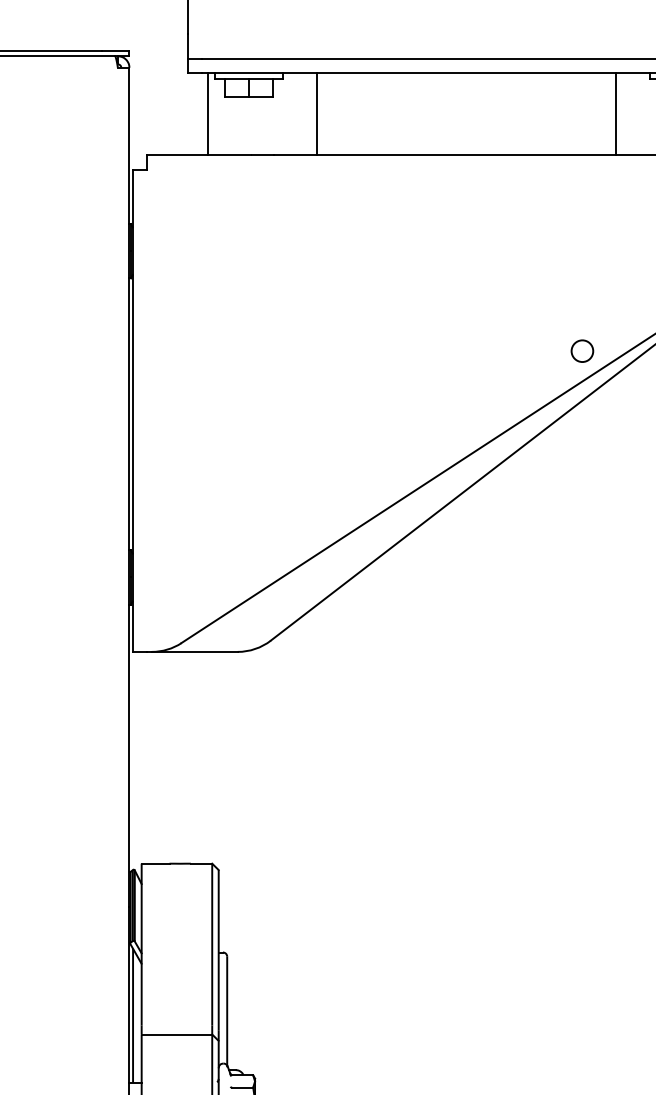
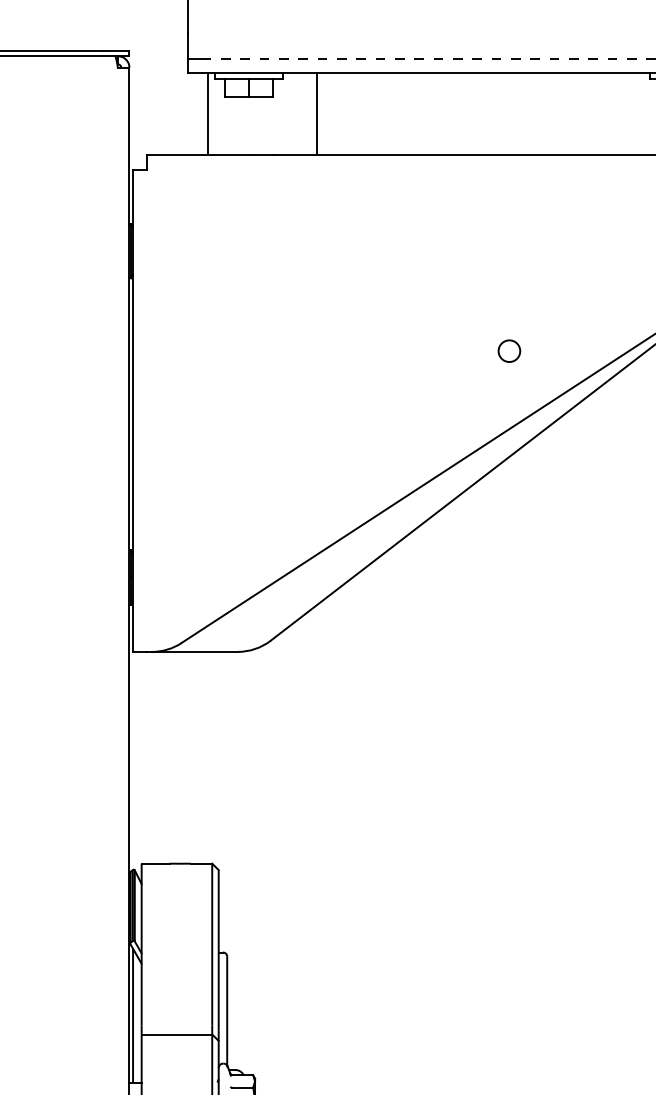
line: solid -> dashed (429, 58)
line: present -> none (616, 113)
circle position: (582, 350) -> (509, 350) (509, 350)
